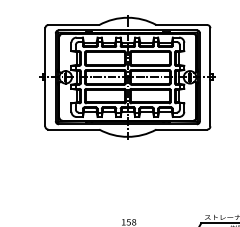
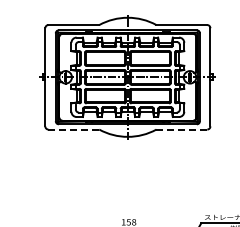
line: solid -> dashed (73, 129)
line: solid -> dashed (181, 129)
